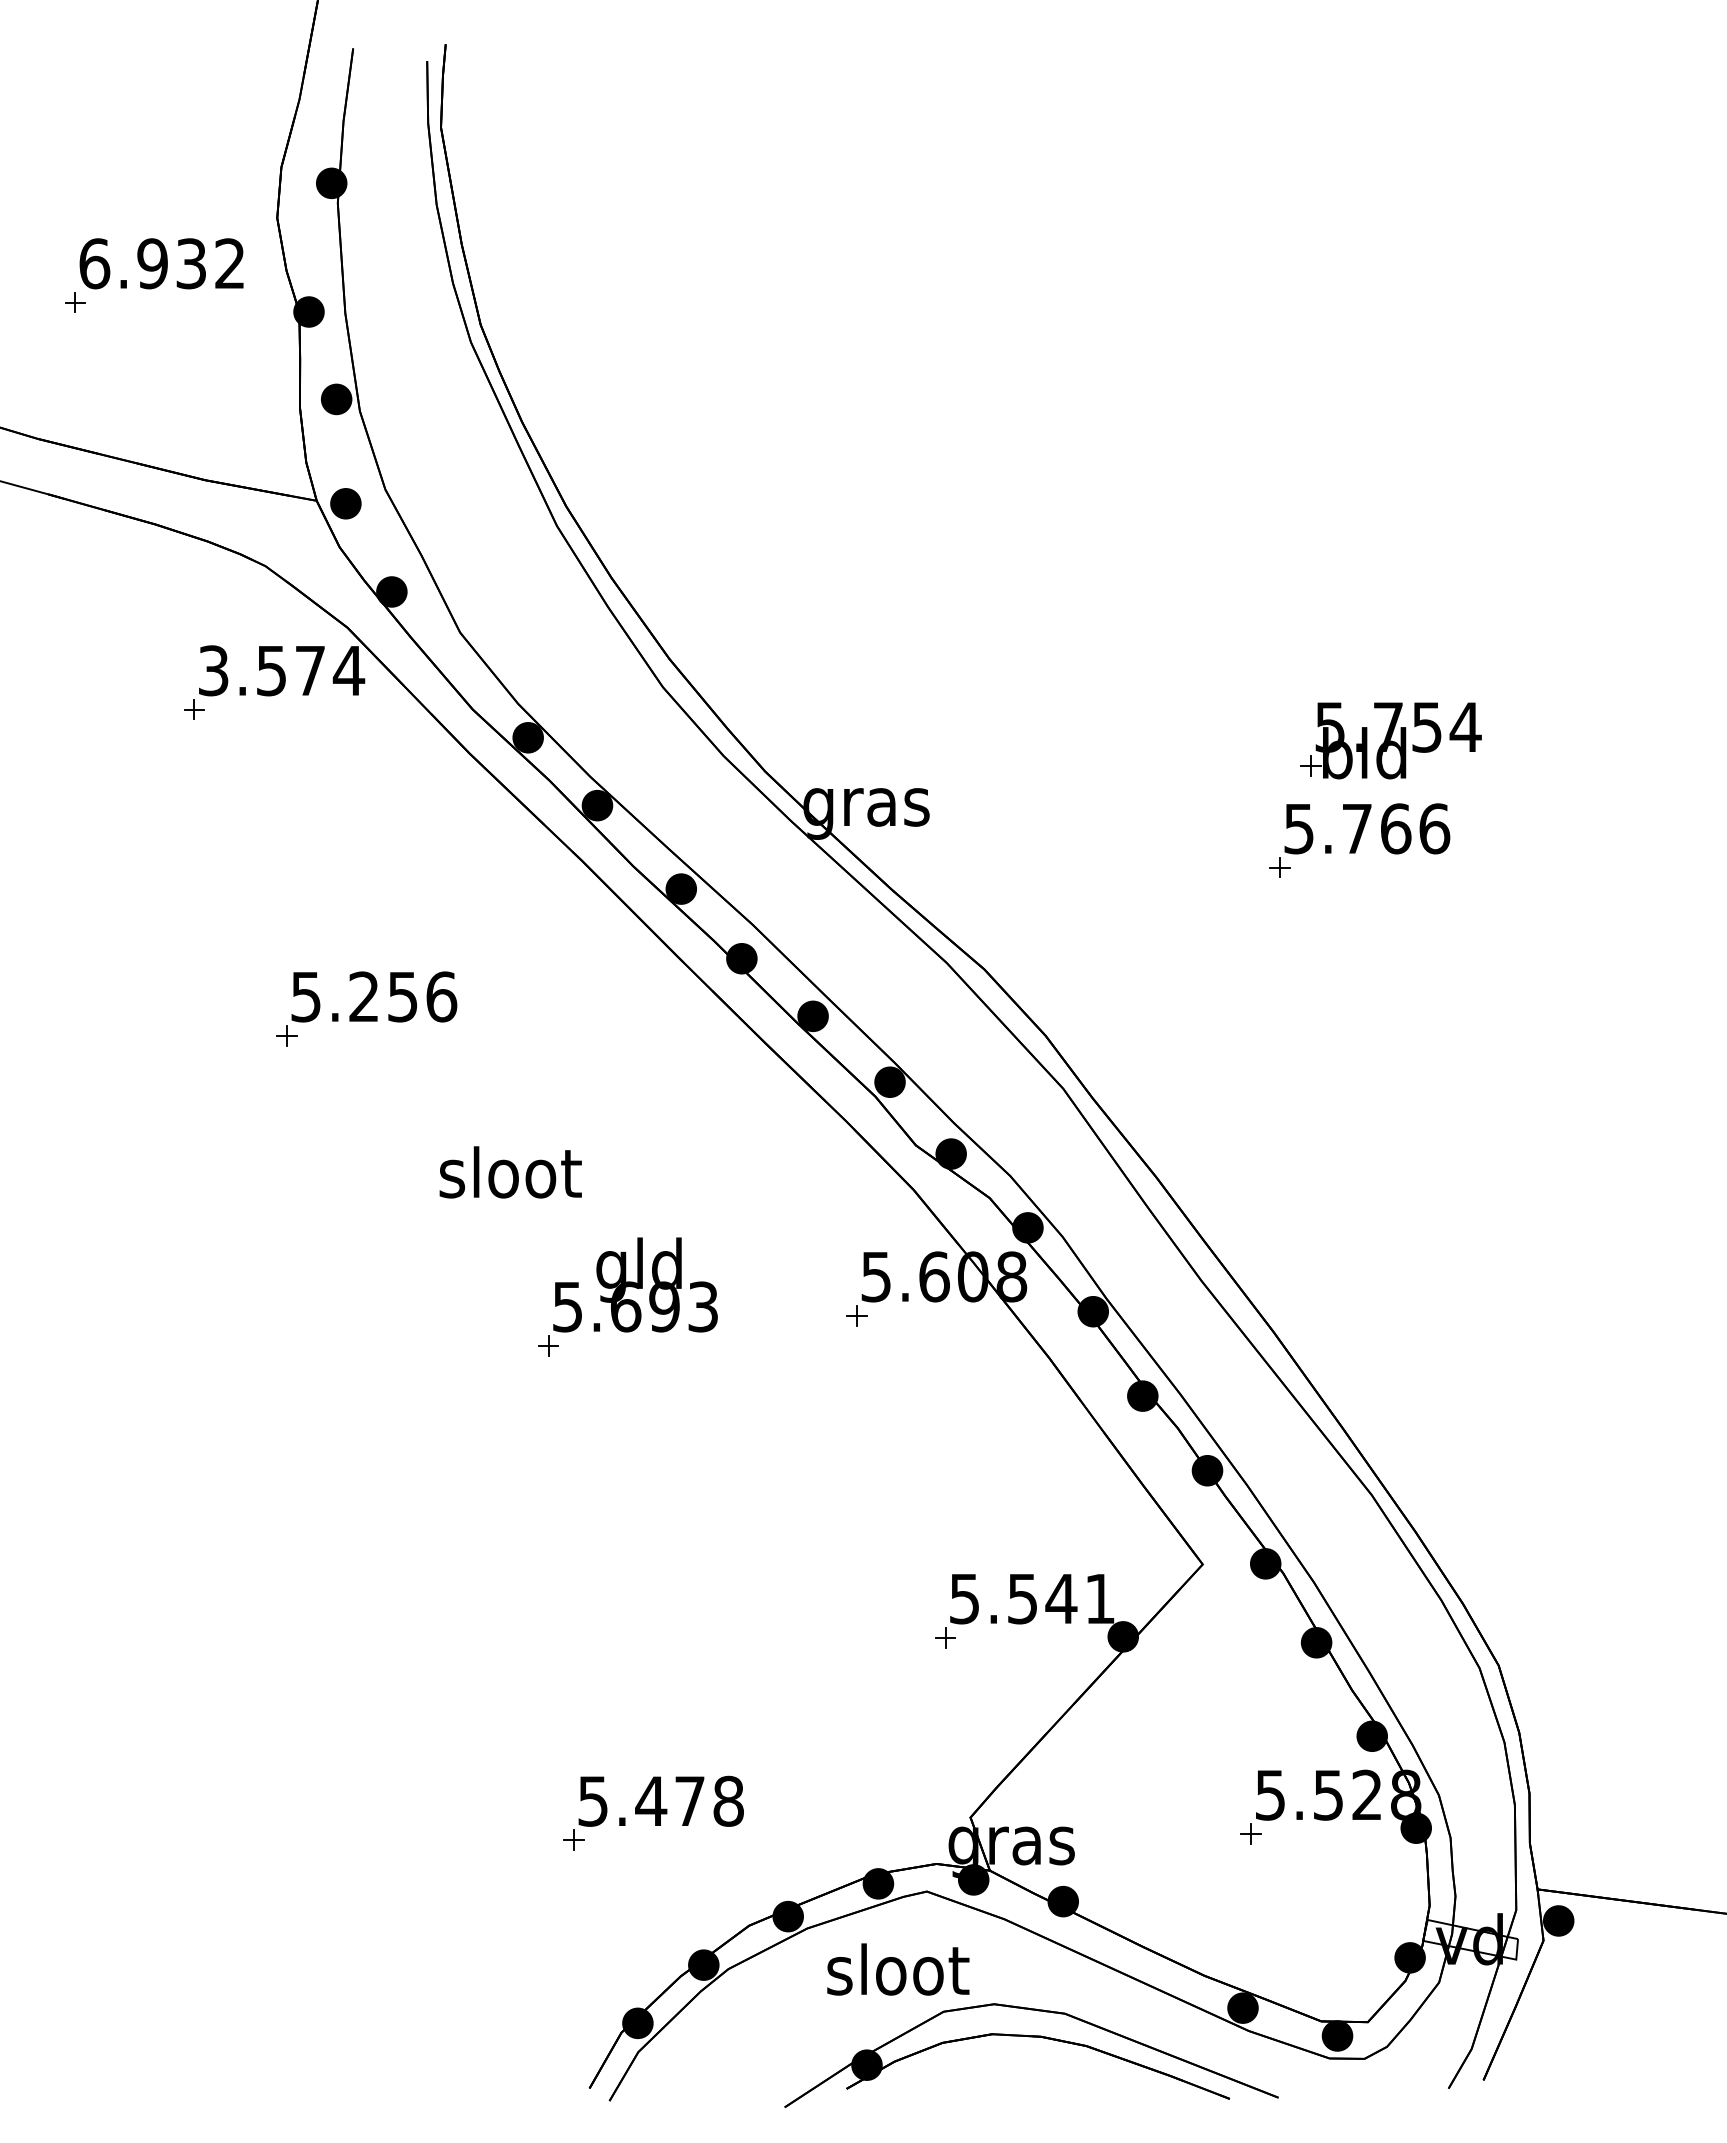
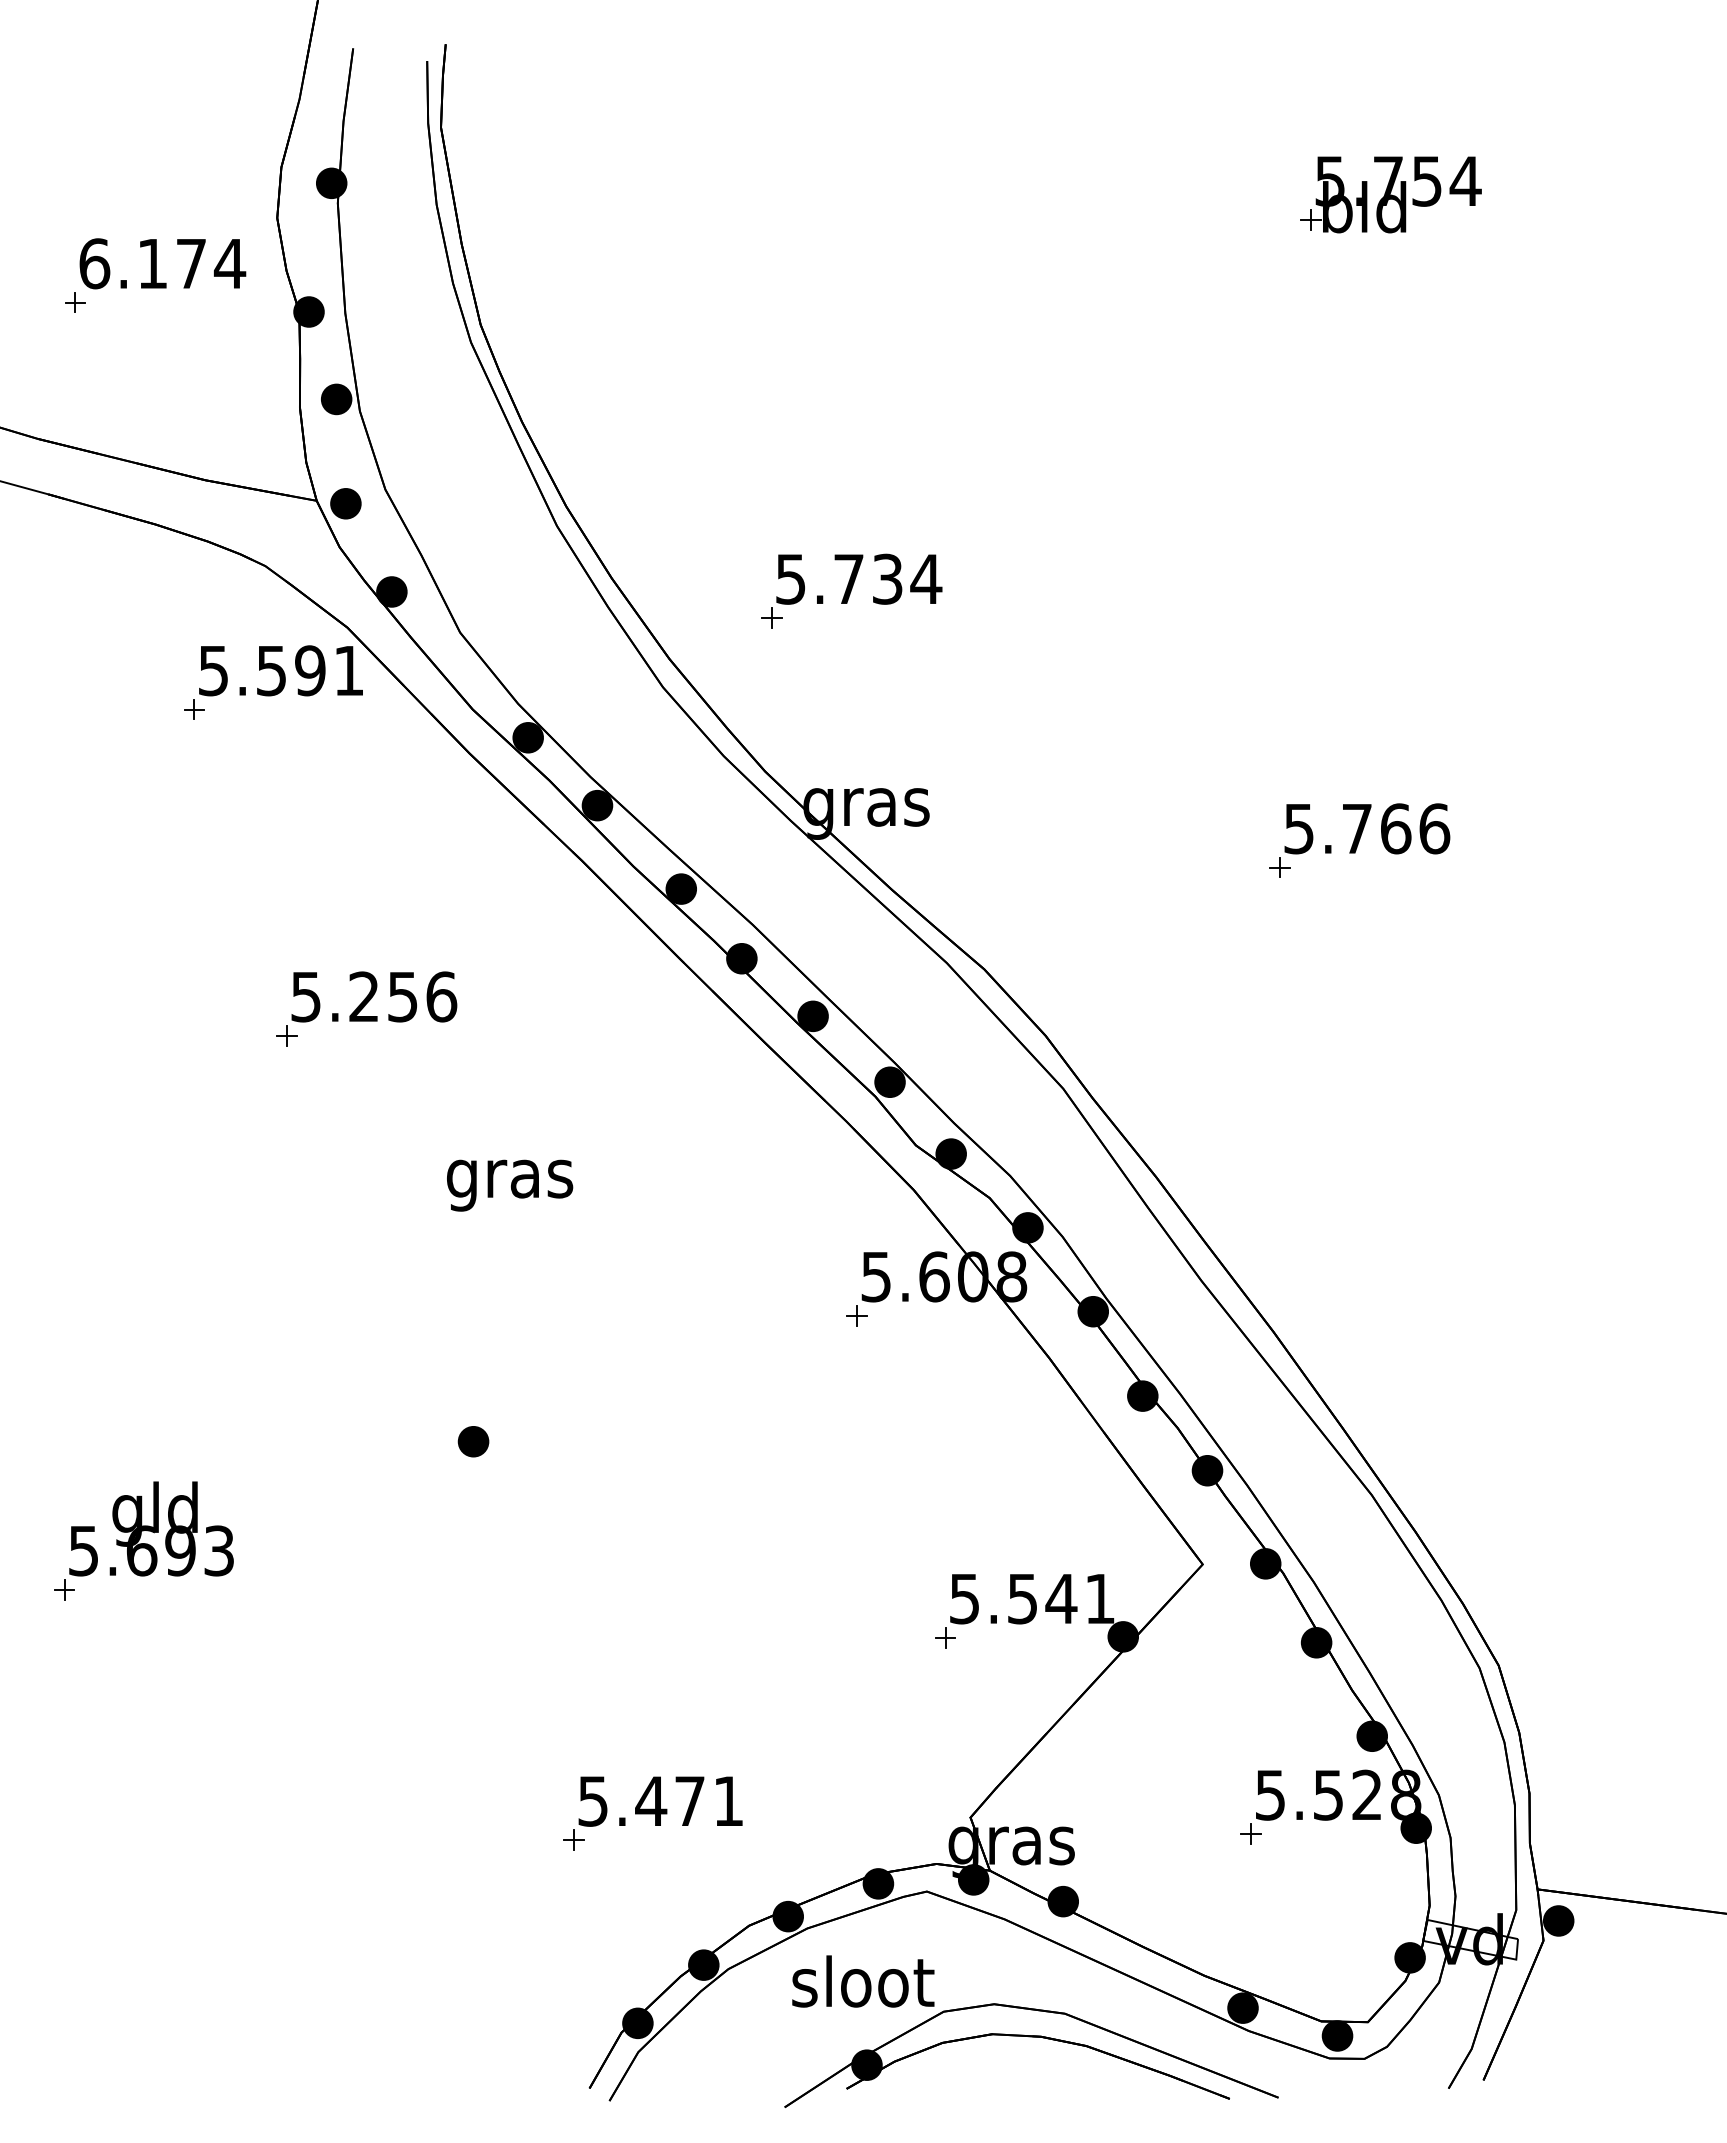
text: 6.932 -> 6.174 (191, 263)
part: none -> present (851, 590)
text: 3.574 -> 5.591 (282, 670)
part position: (1390, 740) -> (1390, 194) (1390, 194)
text: sloot -> gras (510, 1178)
part position: (627, 1296) -> (143, 1540) (143, 1540)
part: none -> present (473, 1441)
text: 5.478 -> 5.471 (728, 1800)
text position: (898, 1969) -> (863, 1981) (863, 1981)
